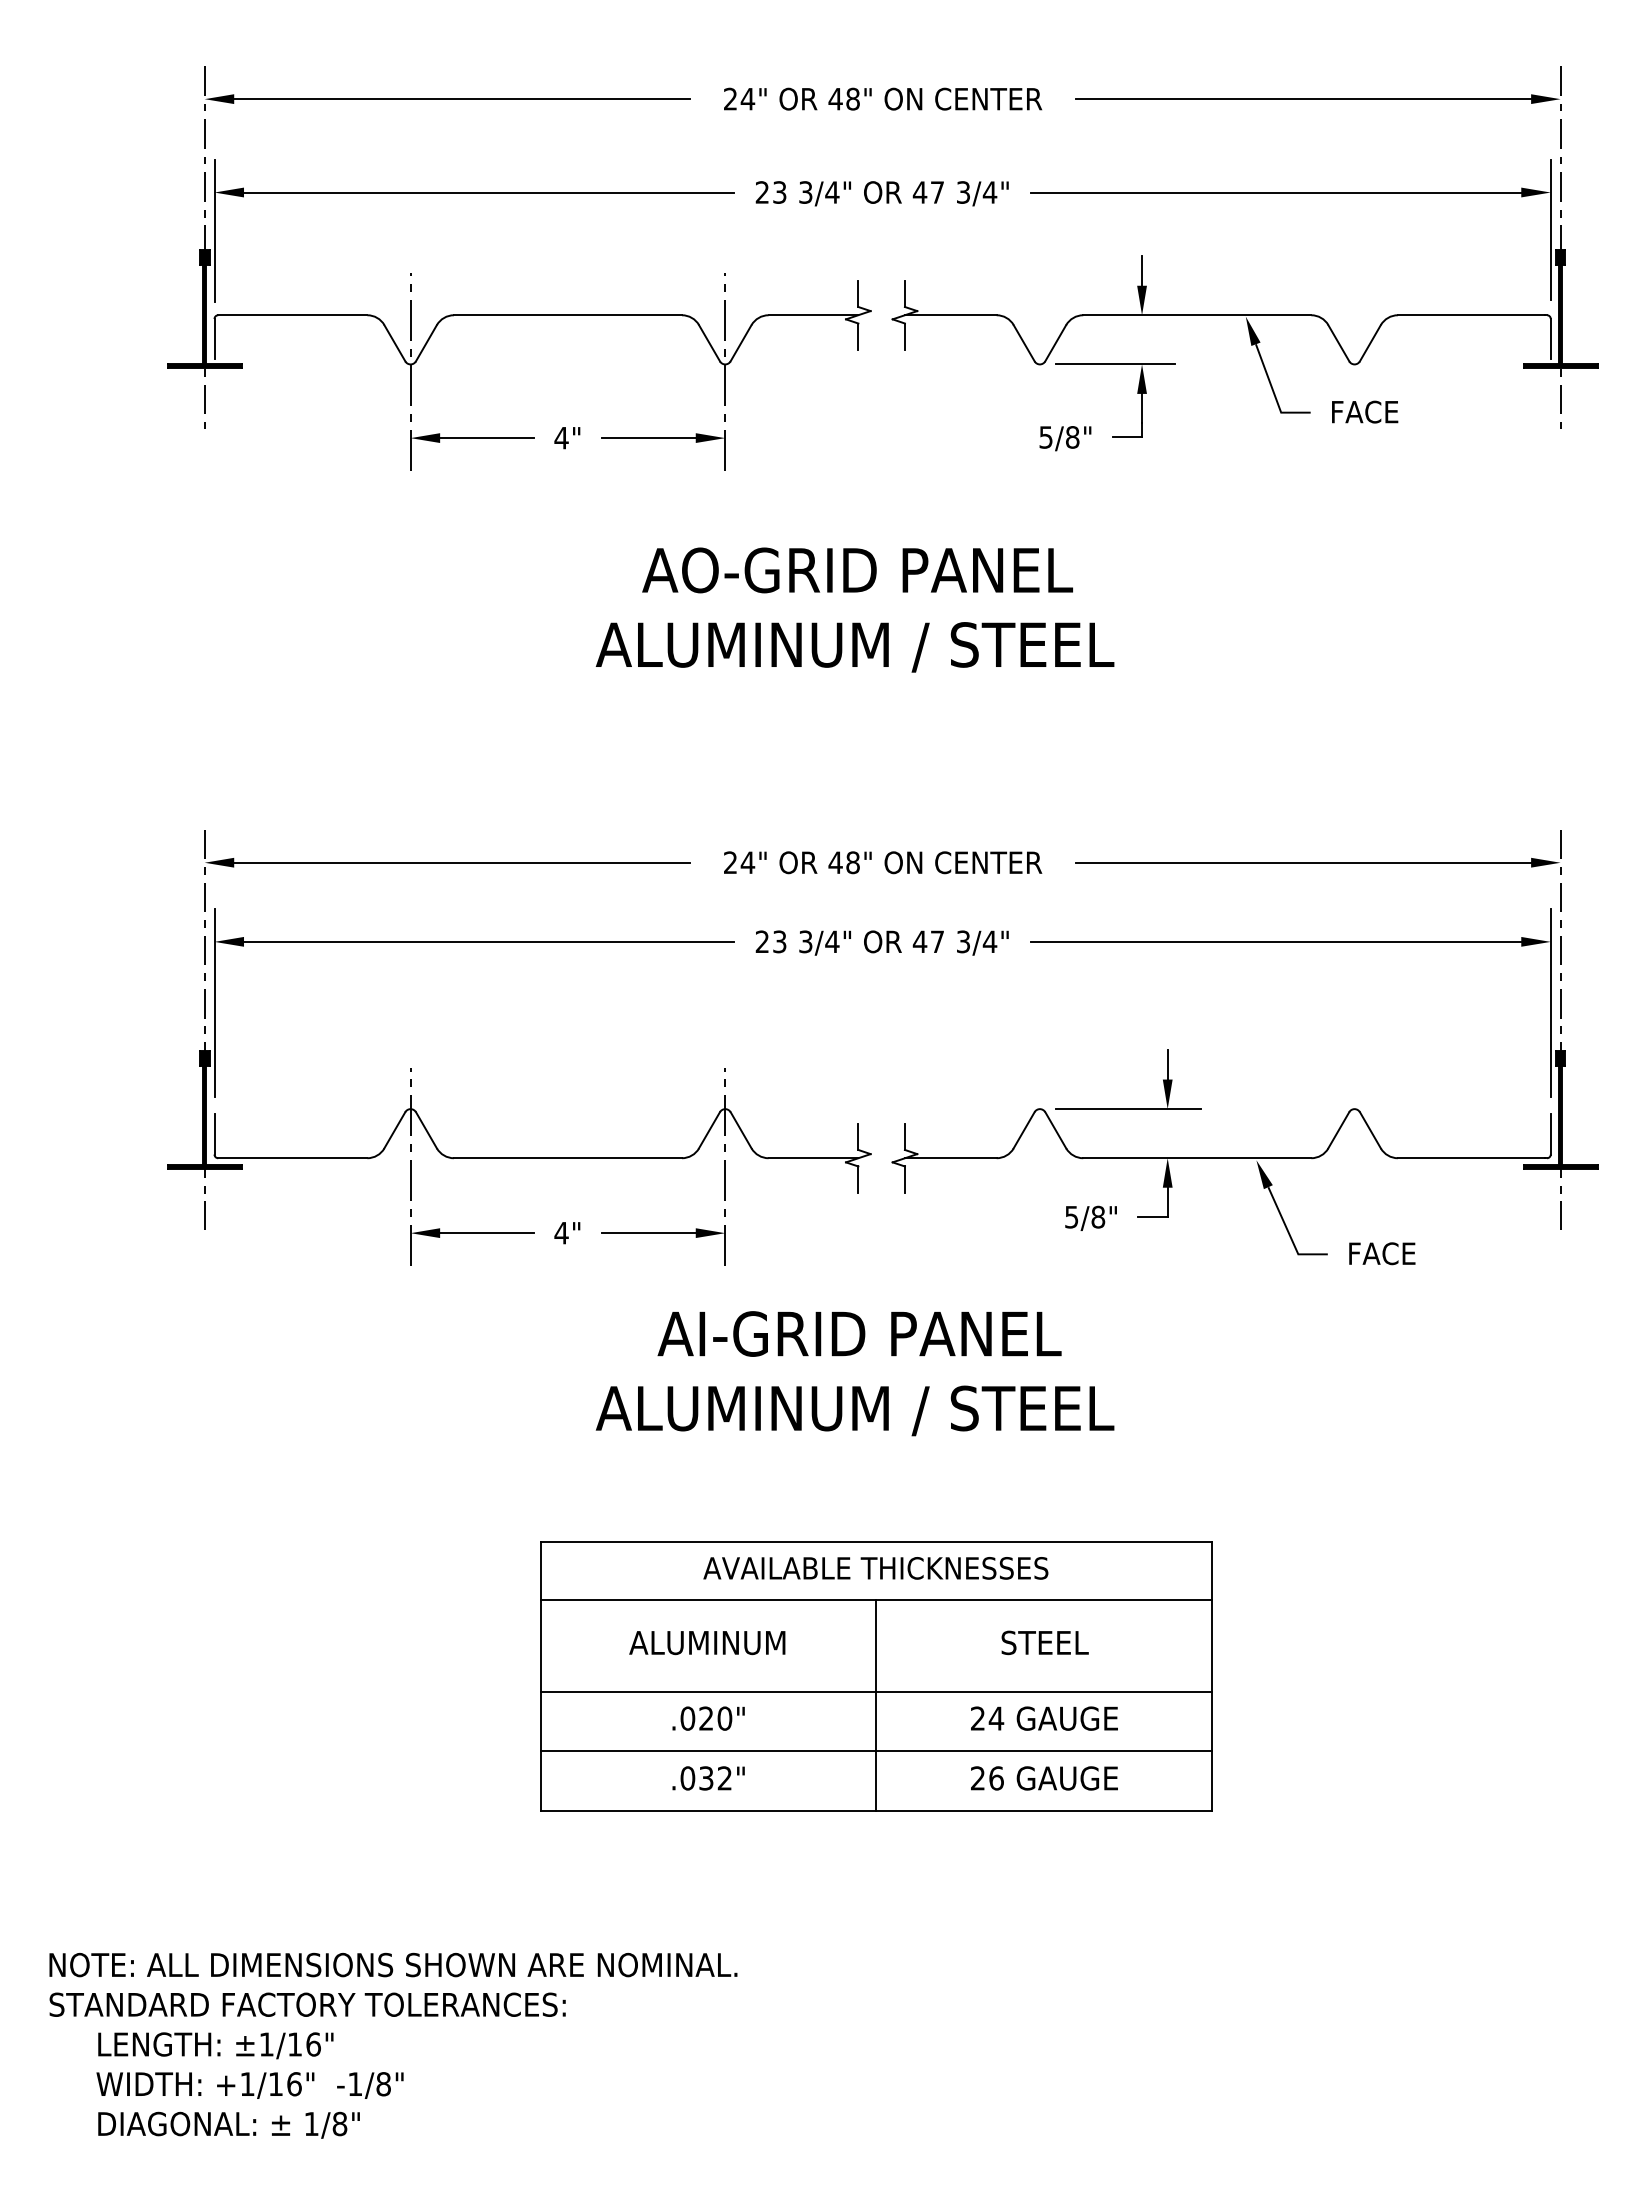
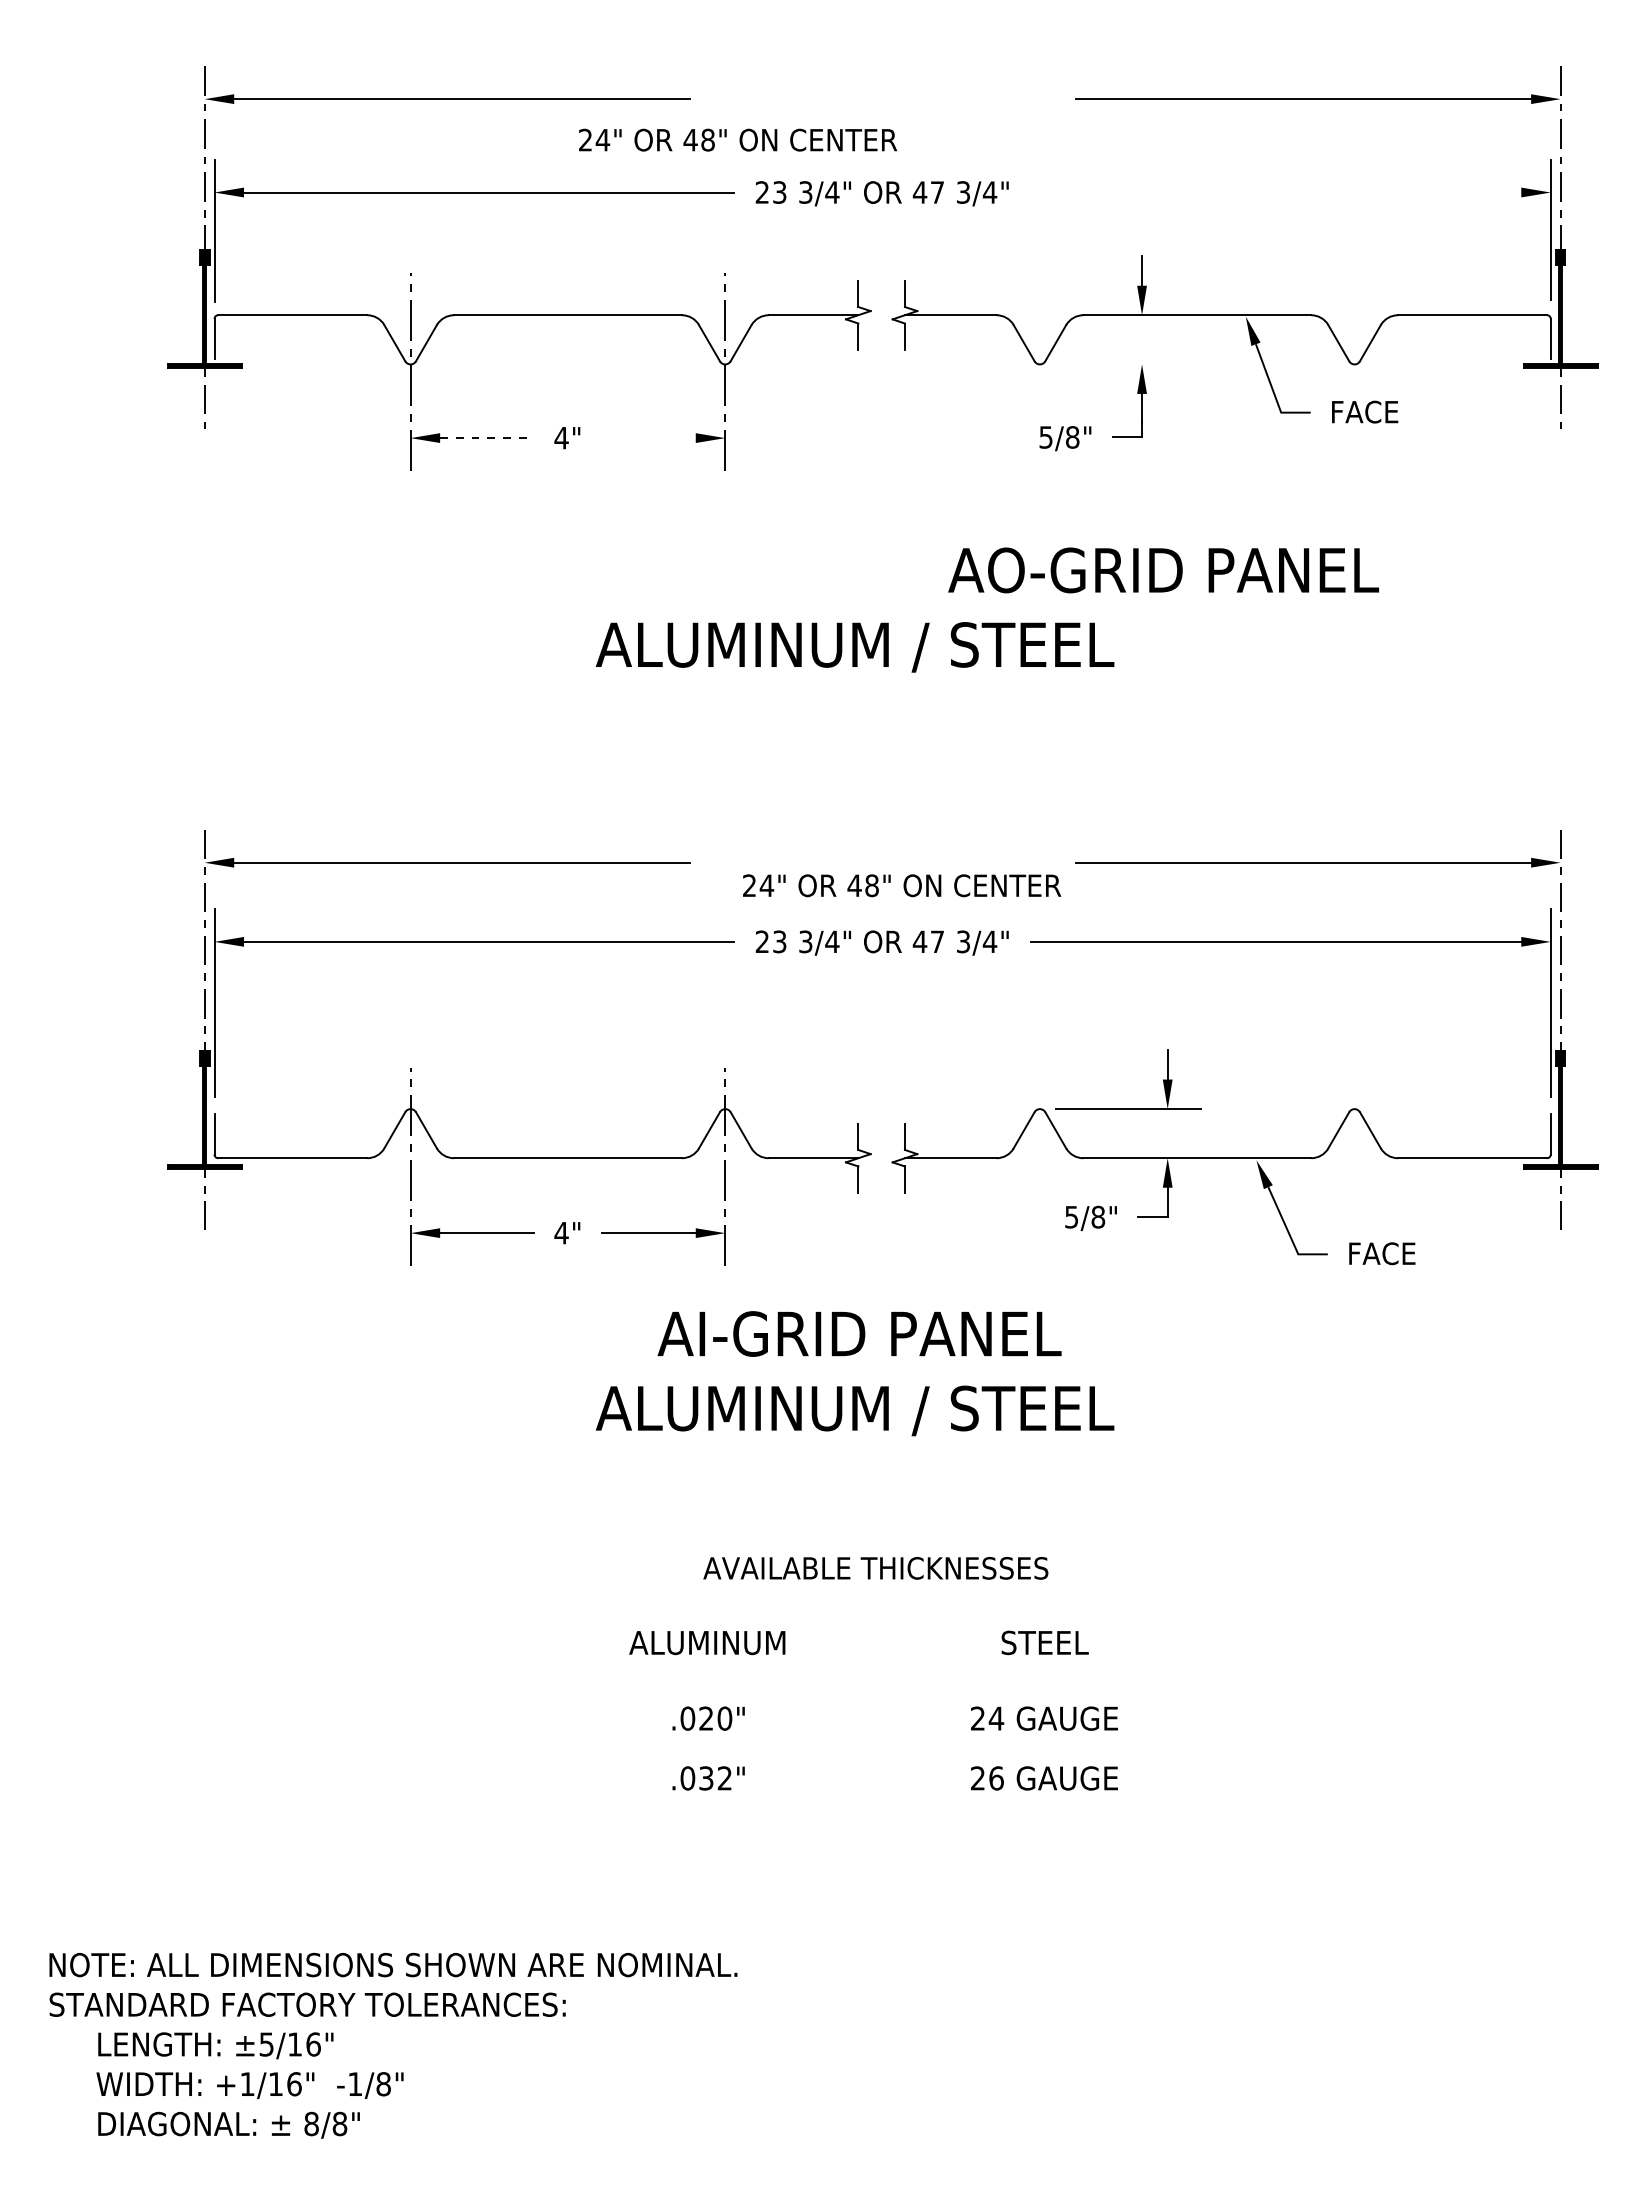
text position: (883, 98) -> (738, 139) (738, 139)
line: present -> none (1276, 192)
line: present -> none (1115, 364)
line: solid -> dashed (486, 438)
line: present -> none (648, 438)
text position: (857, 570) -> (1163, 570) (1163, 570)
text position: (883, 862) -> (902, 885) (902, 885)
part: present -> none (876, 1676)
text: ±1/16" -> ±5/16" (266, 2044)
text: 1/8" -> 8/8" (311, 2123)
